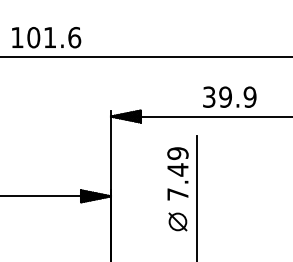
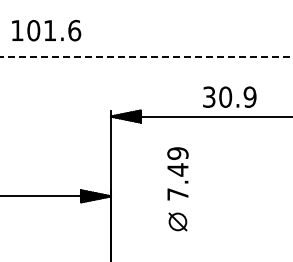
text position: (46, 37) -> (46, 30) (46, 30)
line: solid -> dashed (146, 57)
text: 39.9 -> 30.9 (225, 96)
line: present -> none (197, 196)
